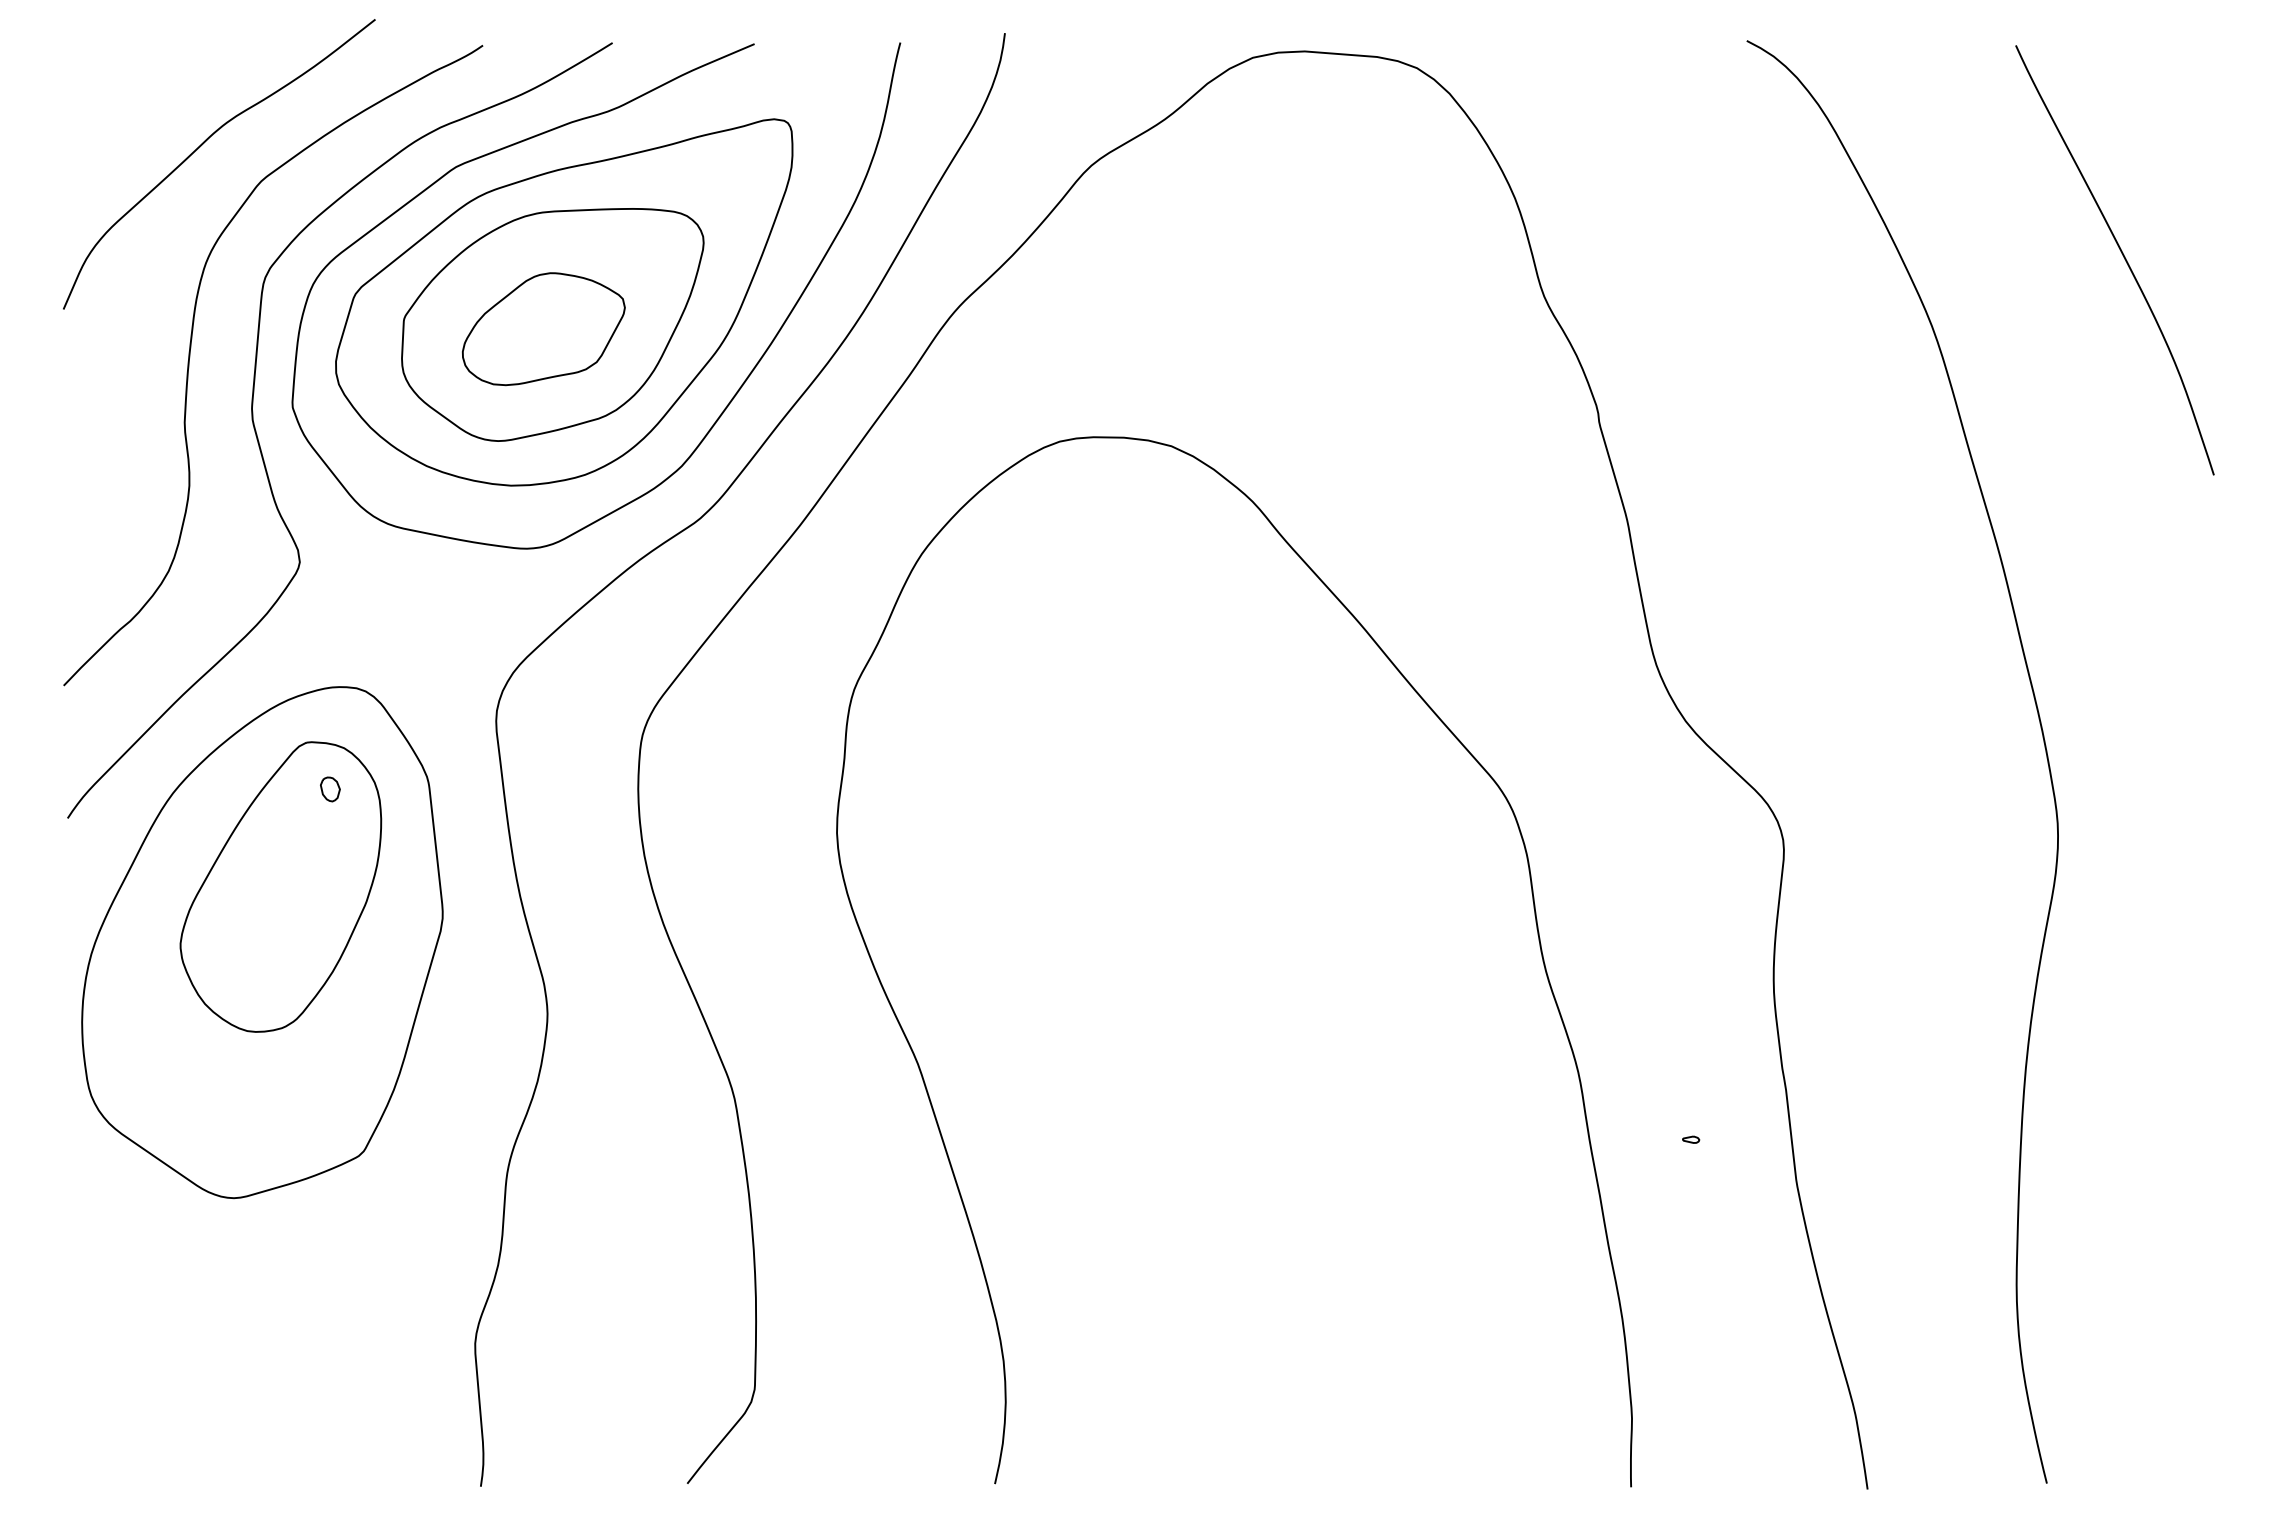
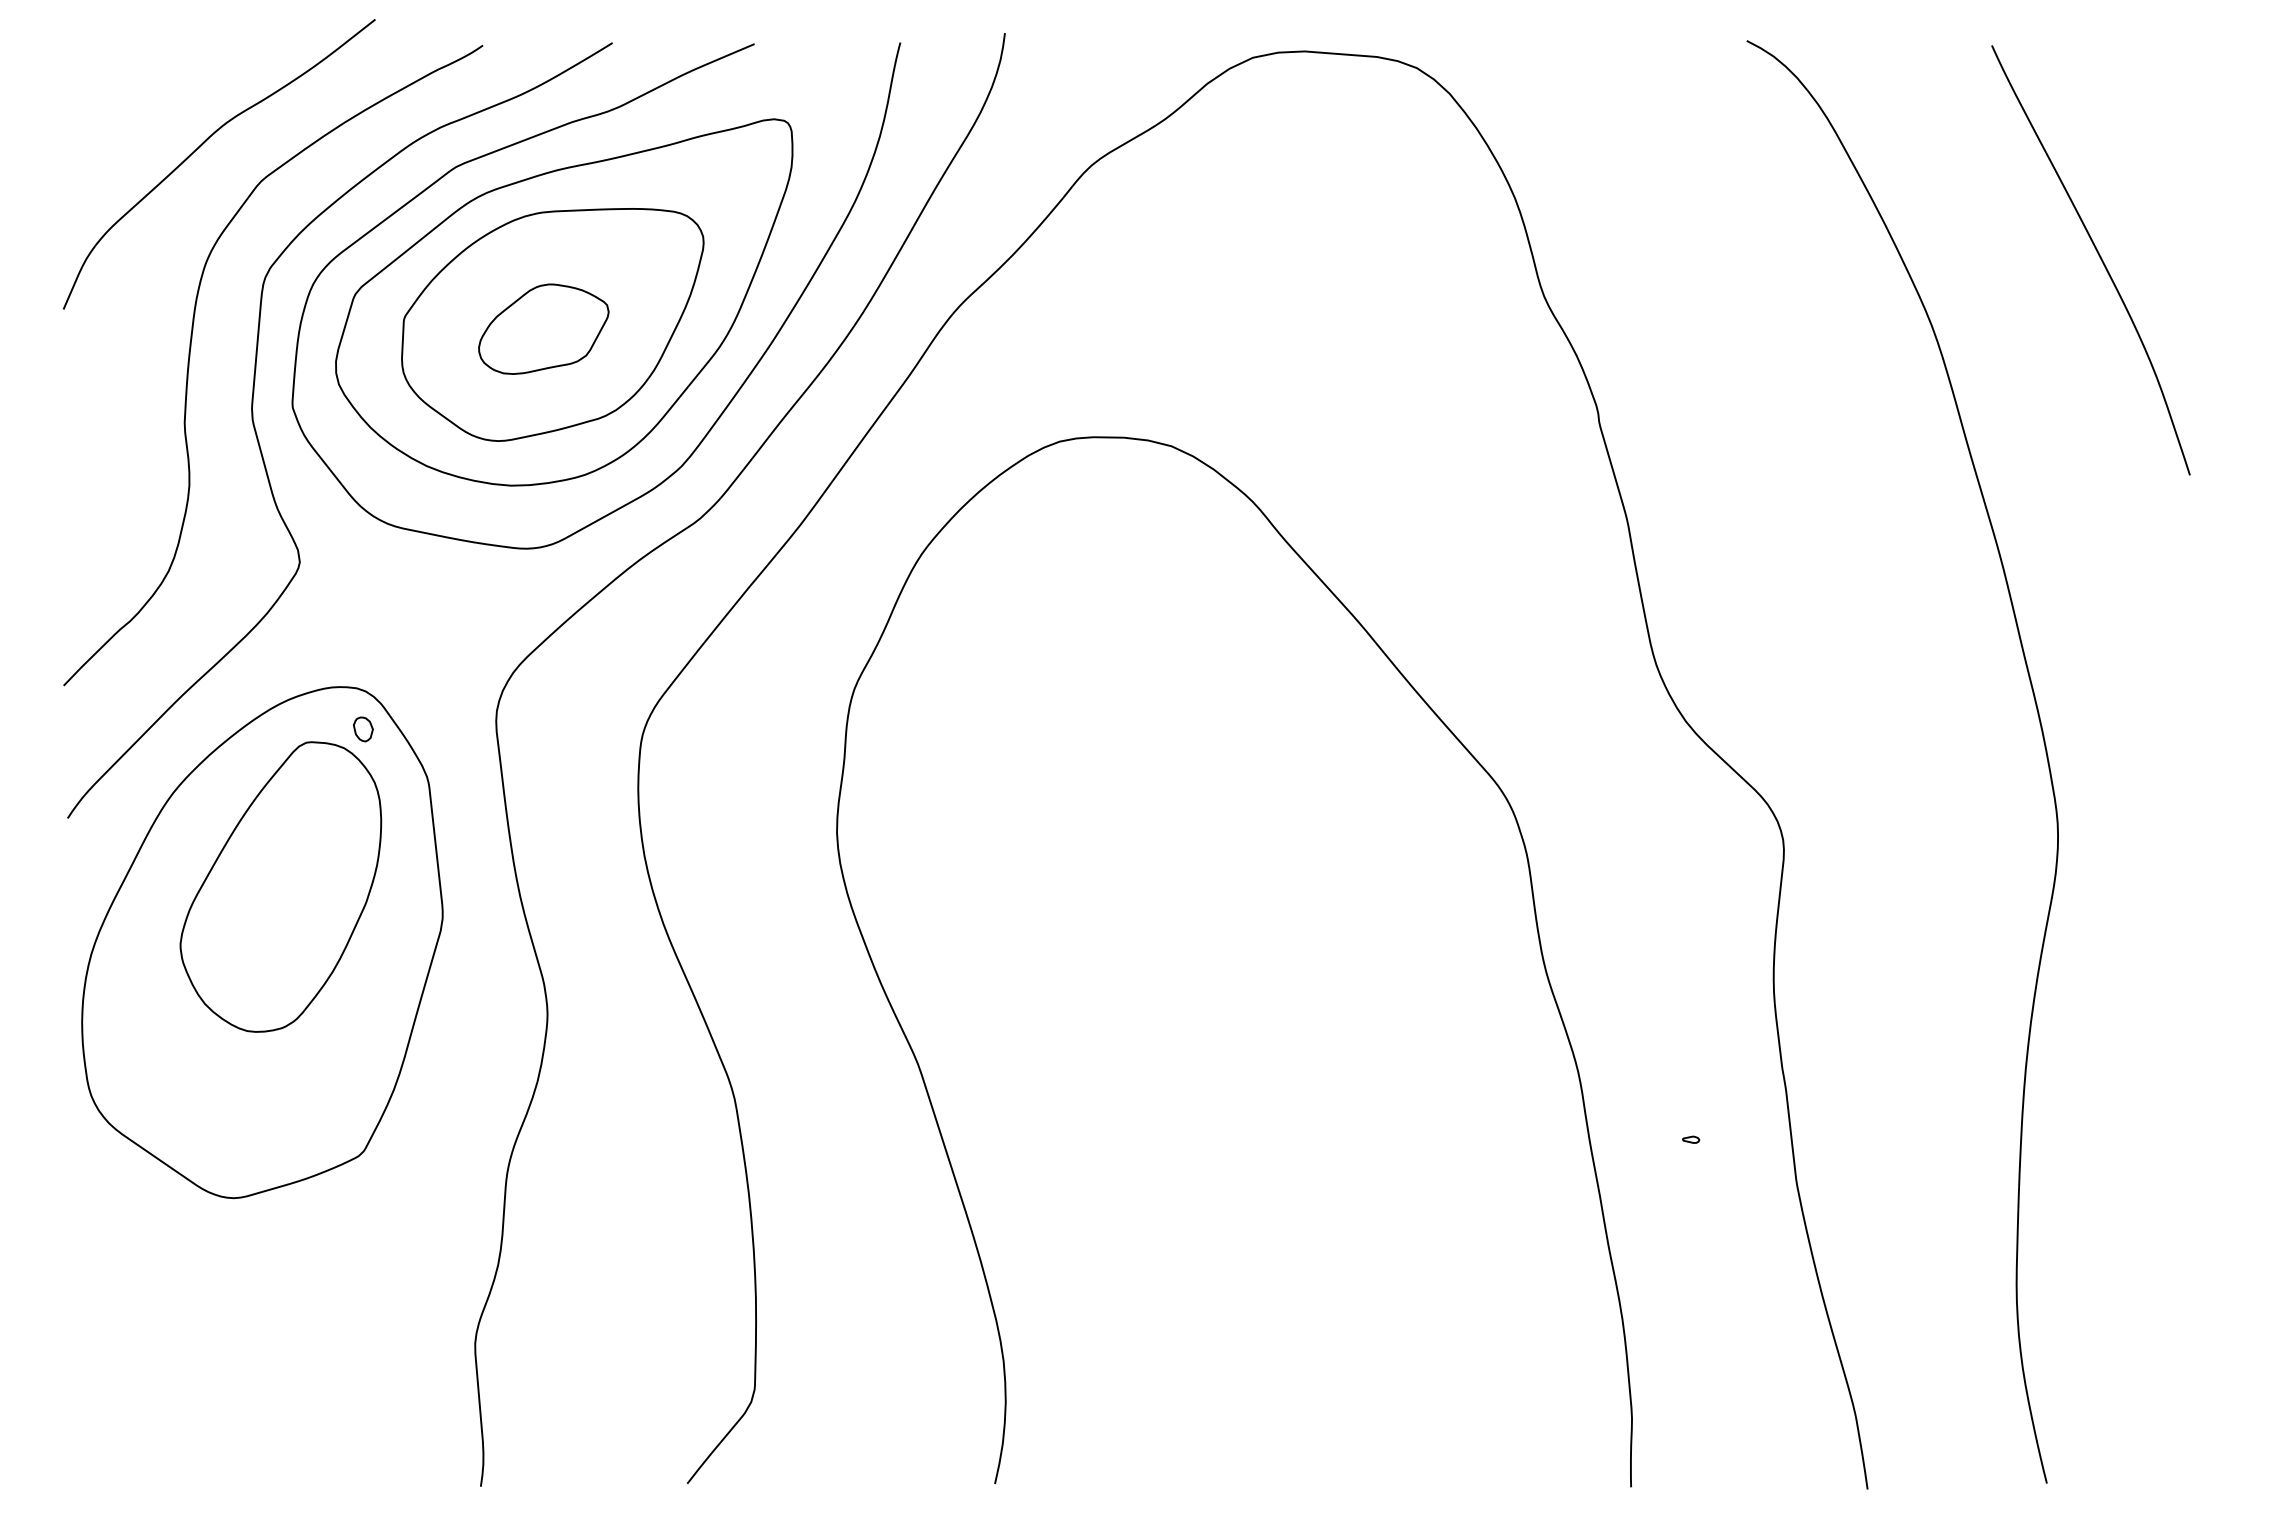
curve position: (2122, 255) -> (2098, 255) (2098, 255)
part size: 164x115 px -> 132x92 px (543, 328)
part position: (330, 789) -> (363, 729) (363, 729)
